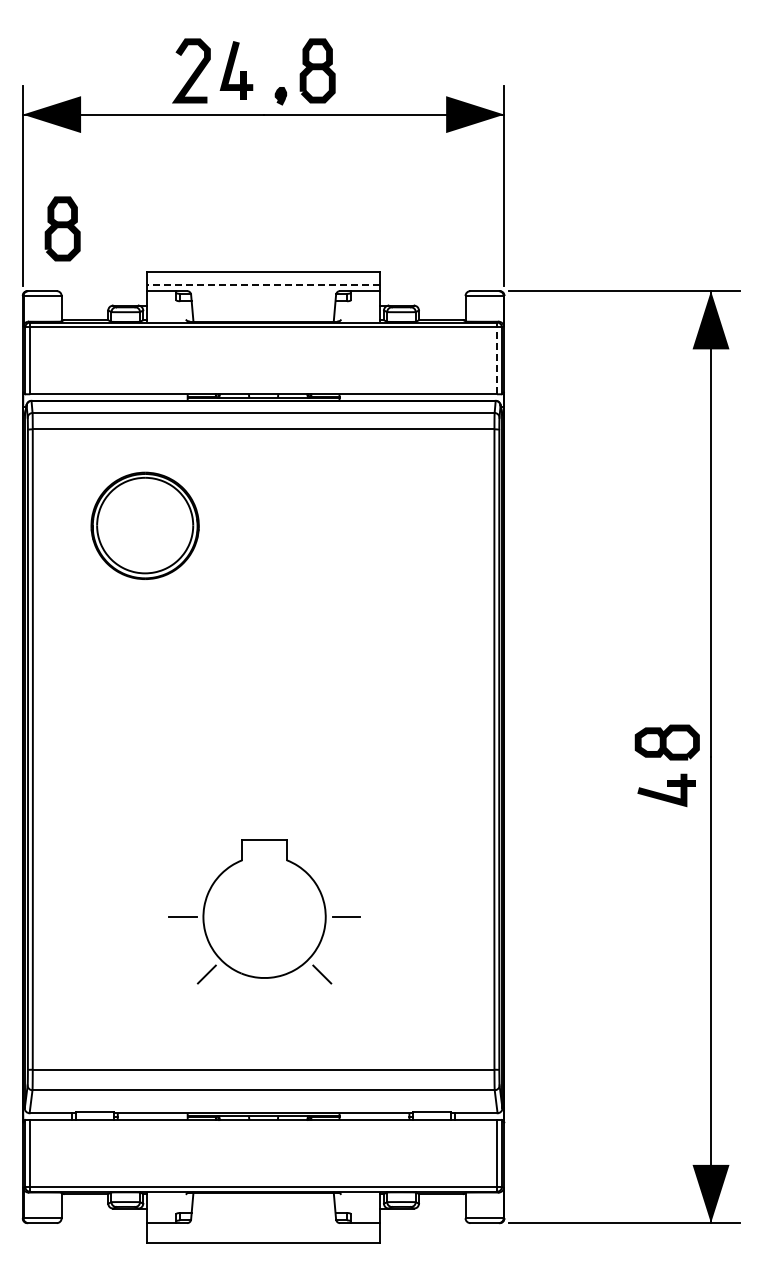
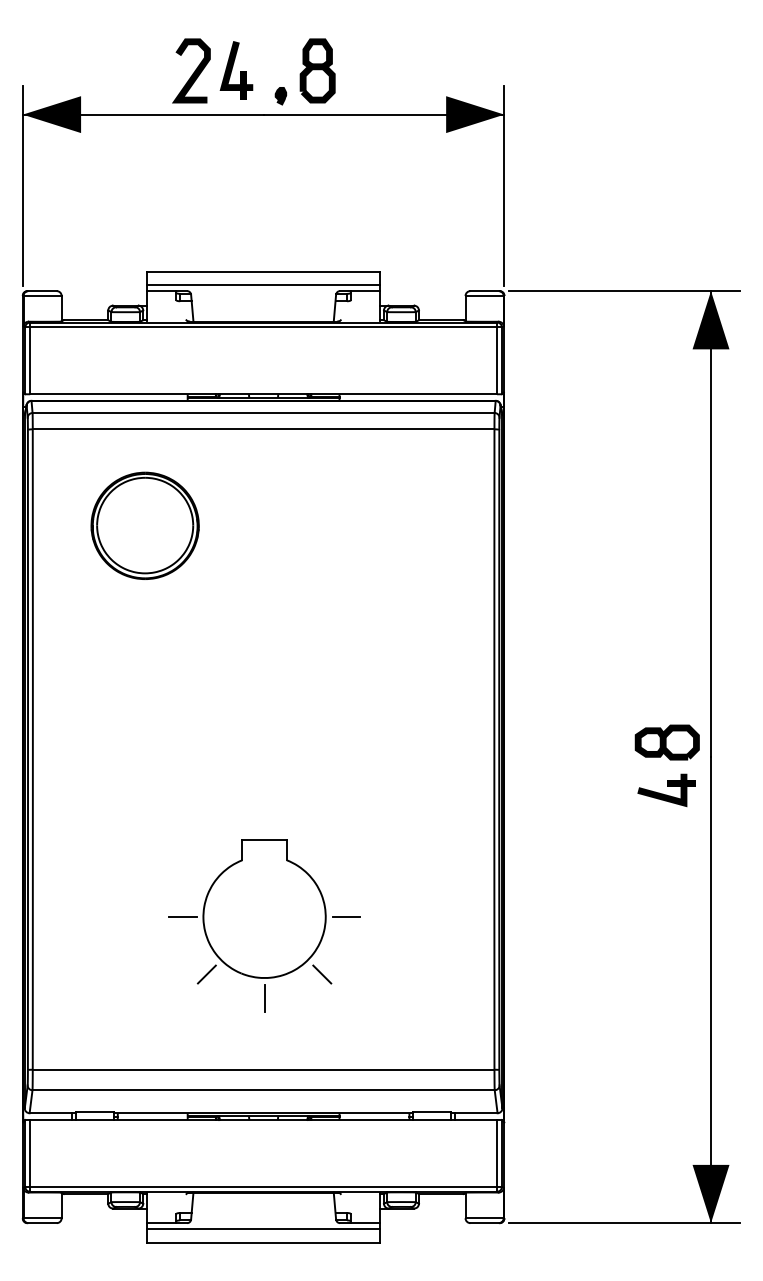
part: present -> none (62, 228)
line: dashed -> solid (263, 285)
line: dashed -> solid (497, 358)
line: none -> present (264, 997)
line: none -> present (263, 1228)
